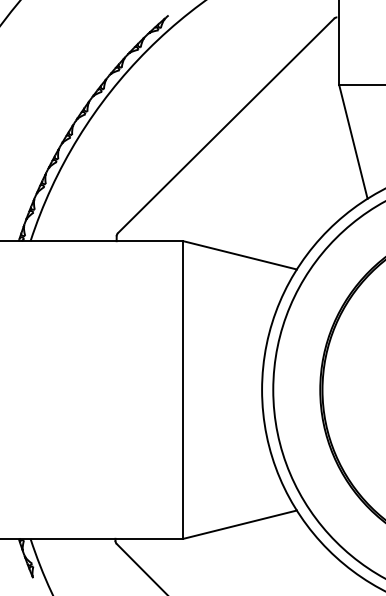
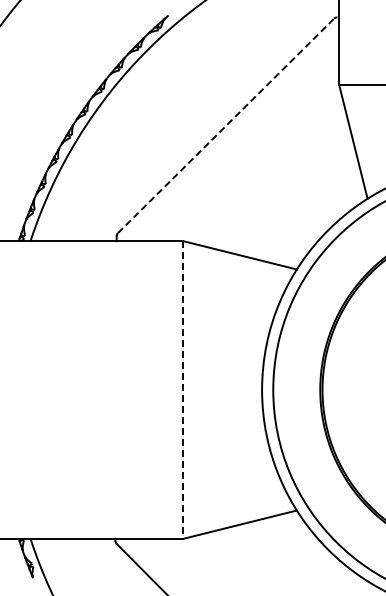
line: solid -> dashed (226, 125)
line: solid -> dashed (183, 390)
